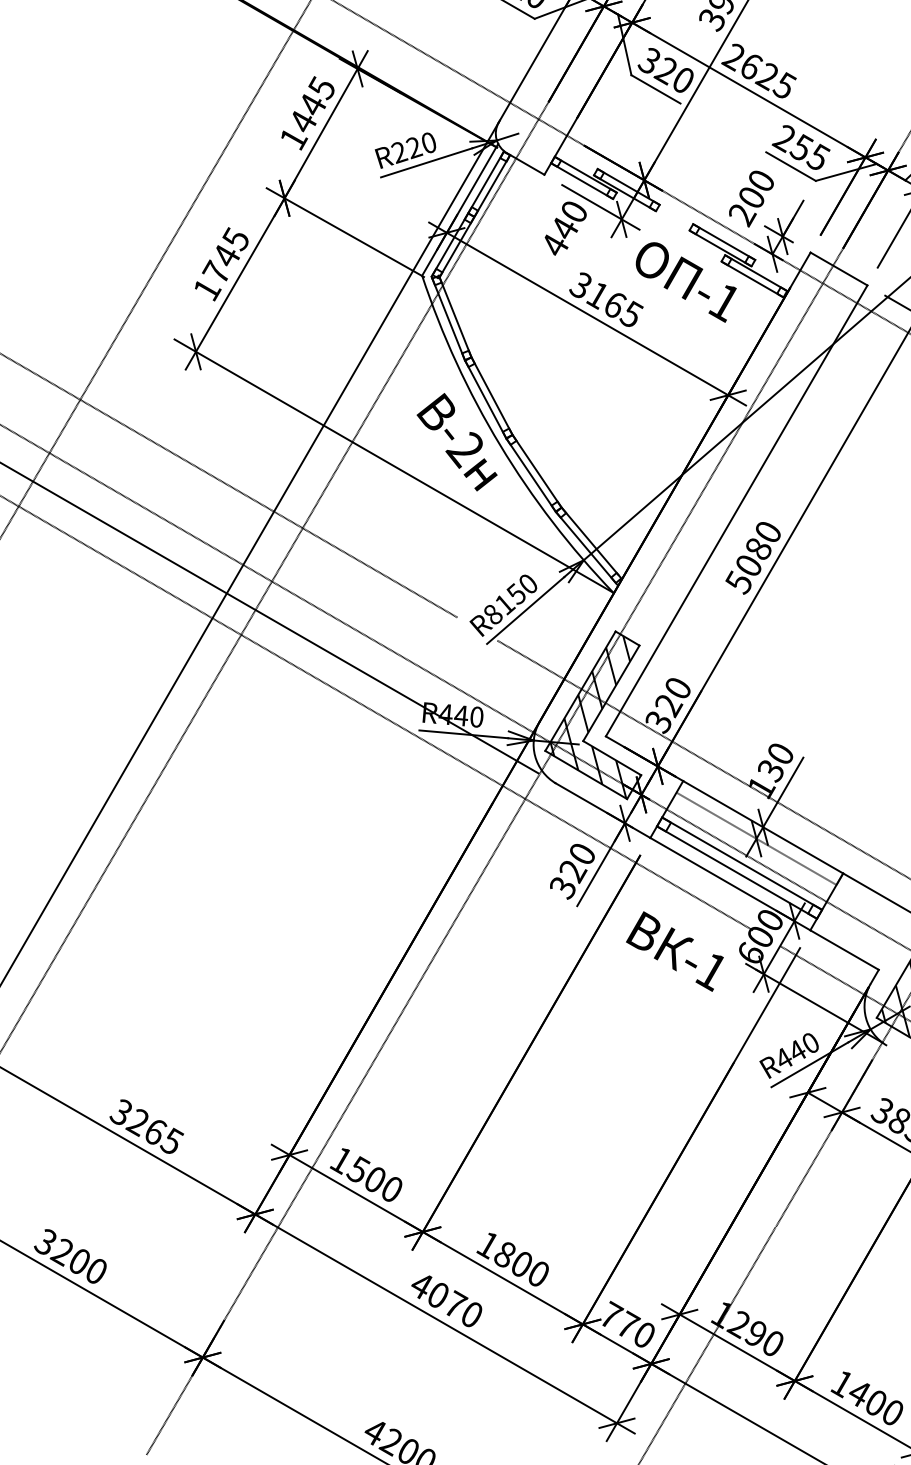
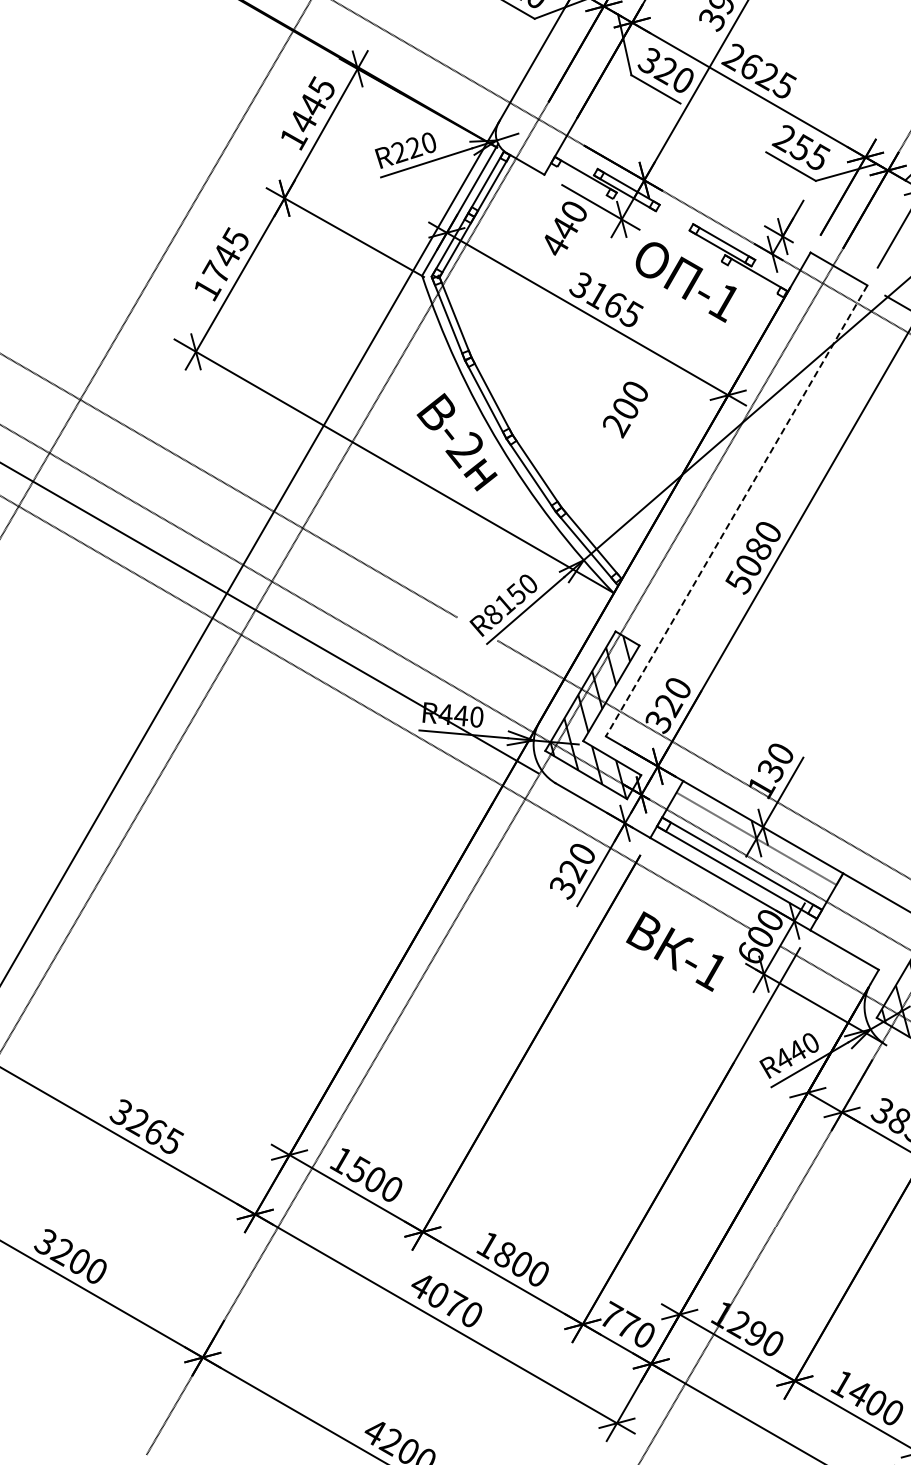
line: present -> none (582, 181)
text position: (751, 198) -> (625, 409) (625, 409)
line: present -> none (752, 279)
line: solid -> dashed (736, 510)
